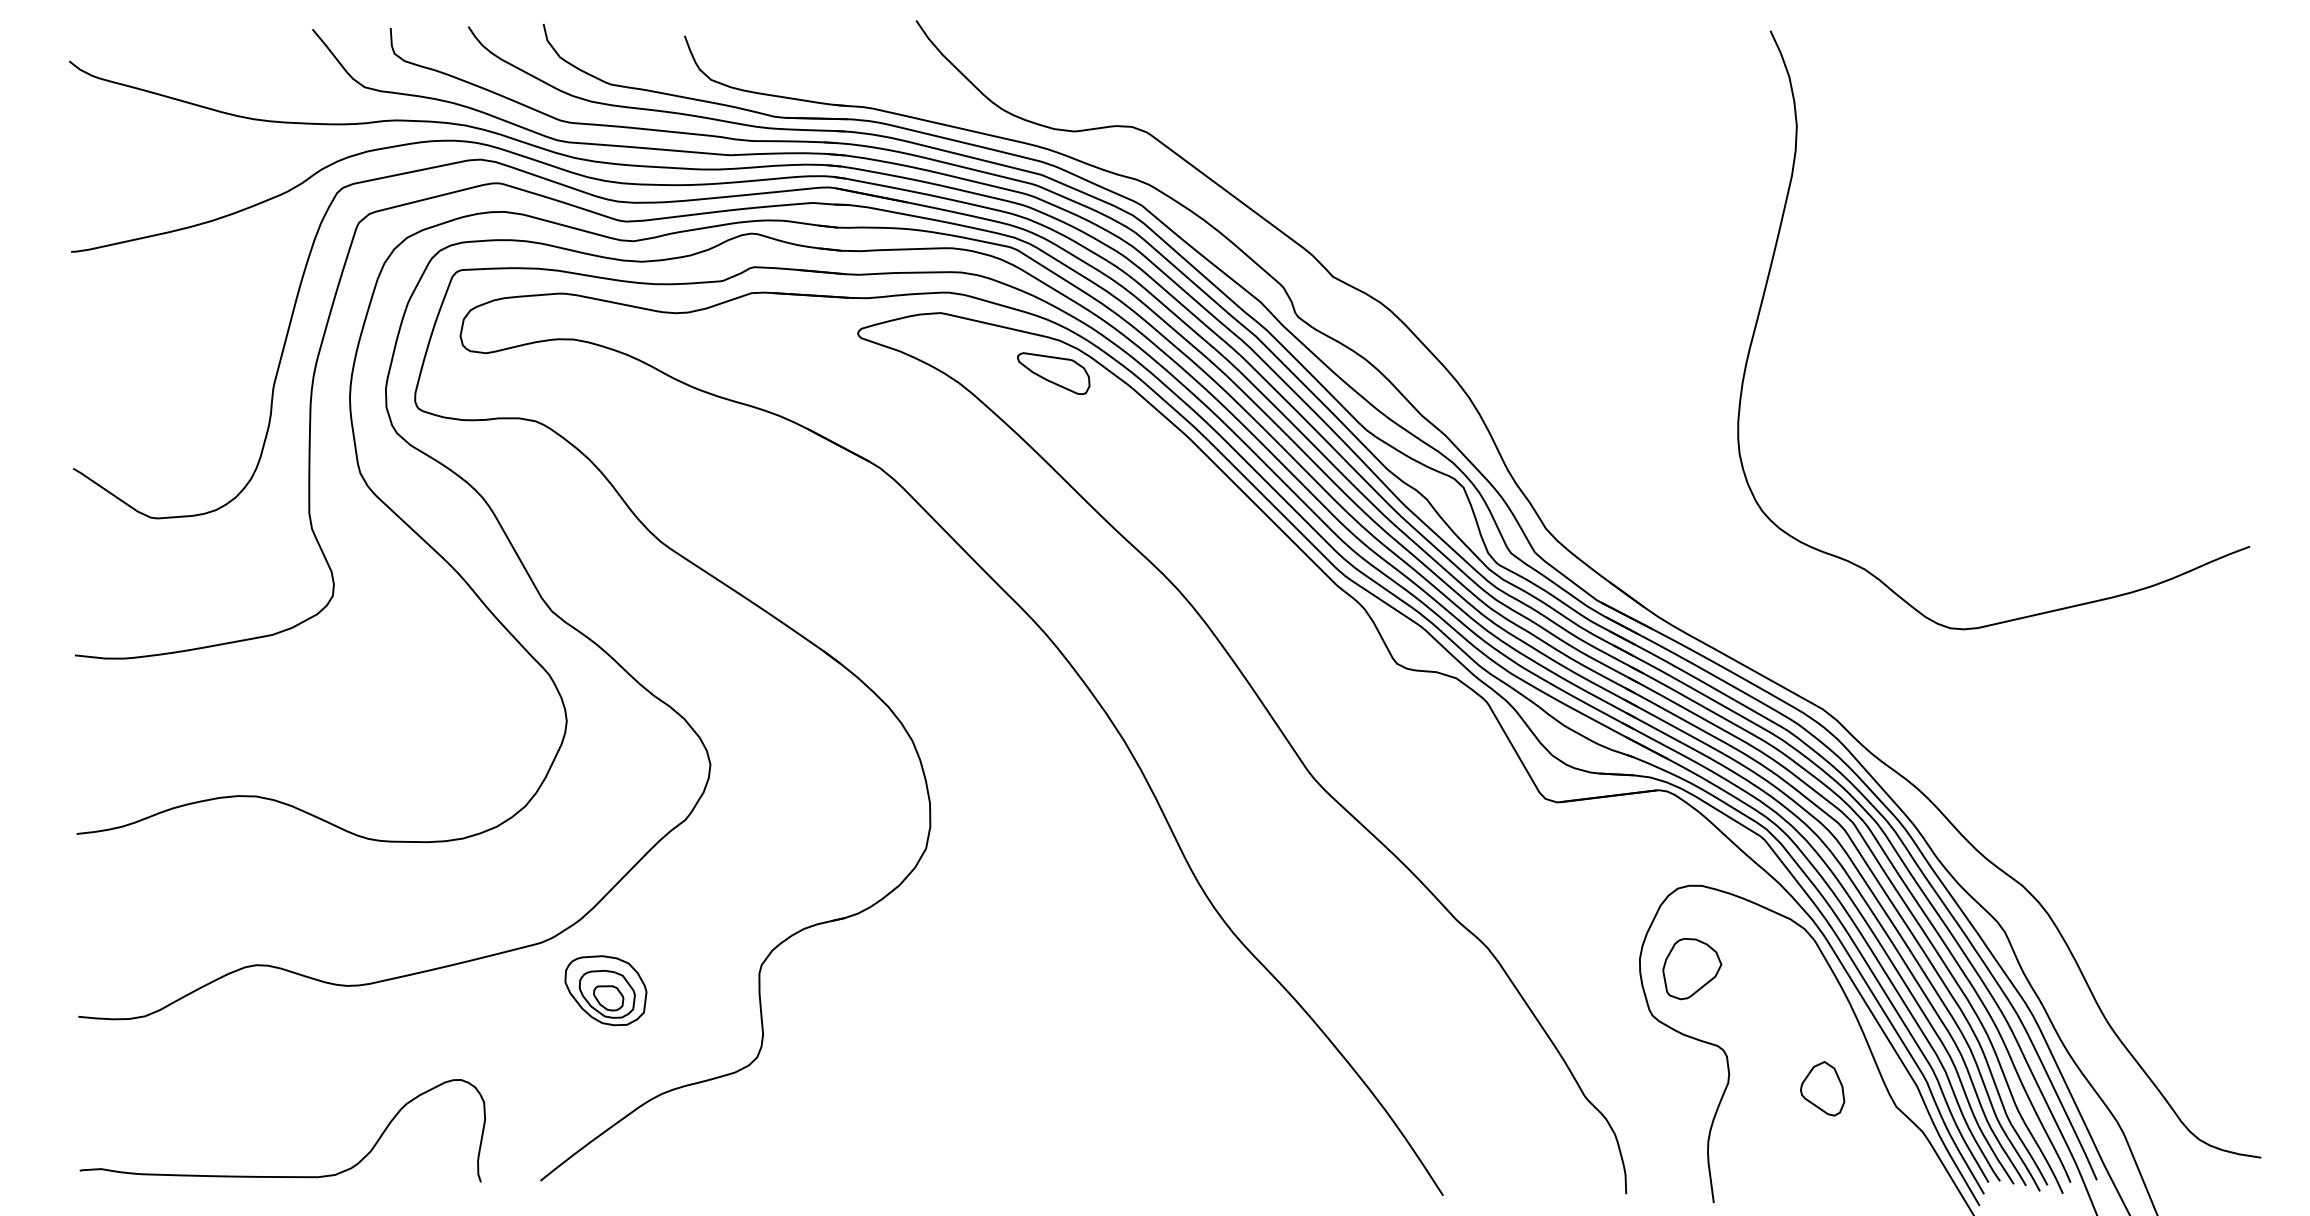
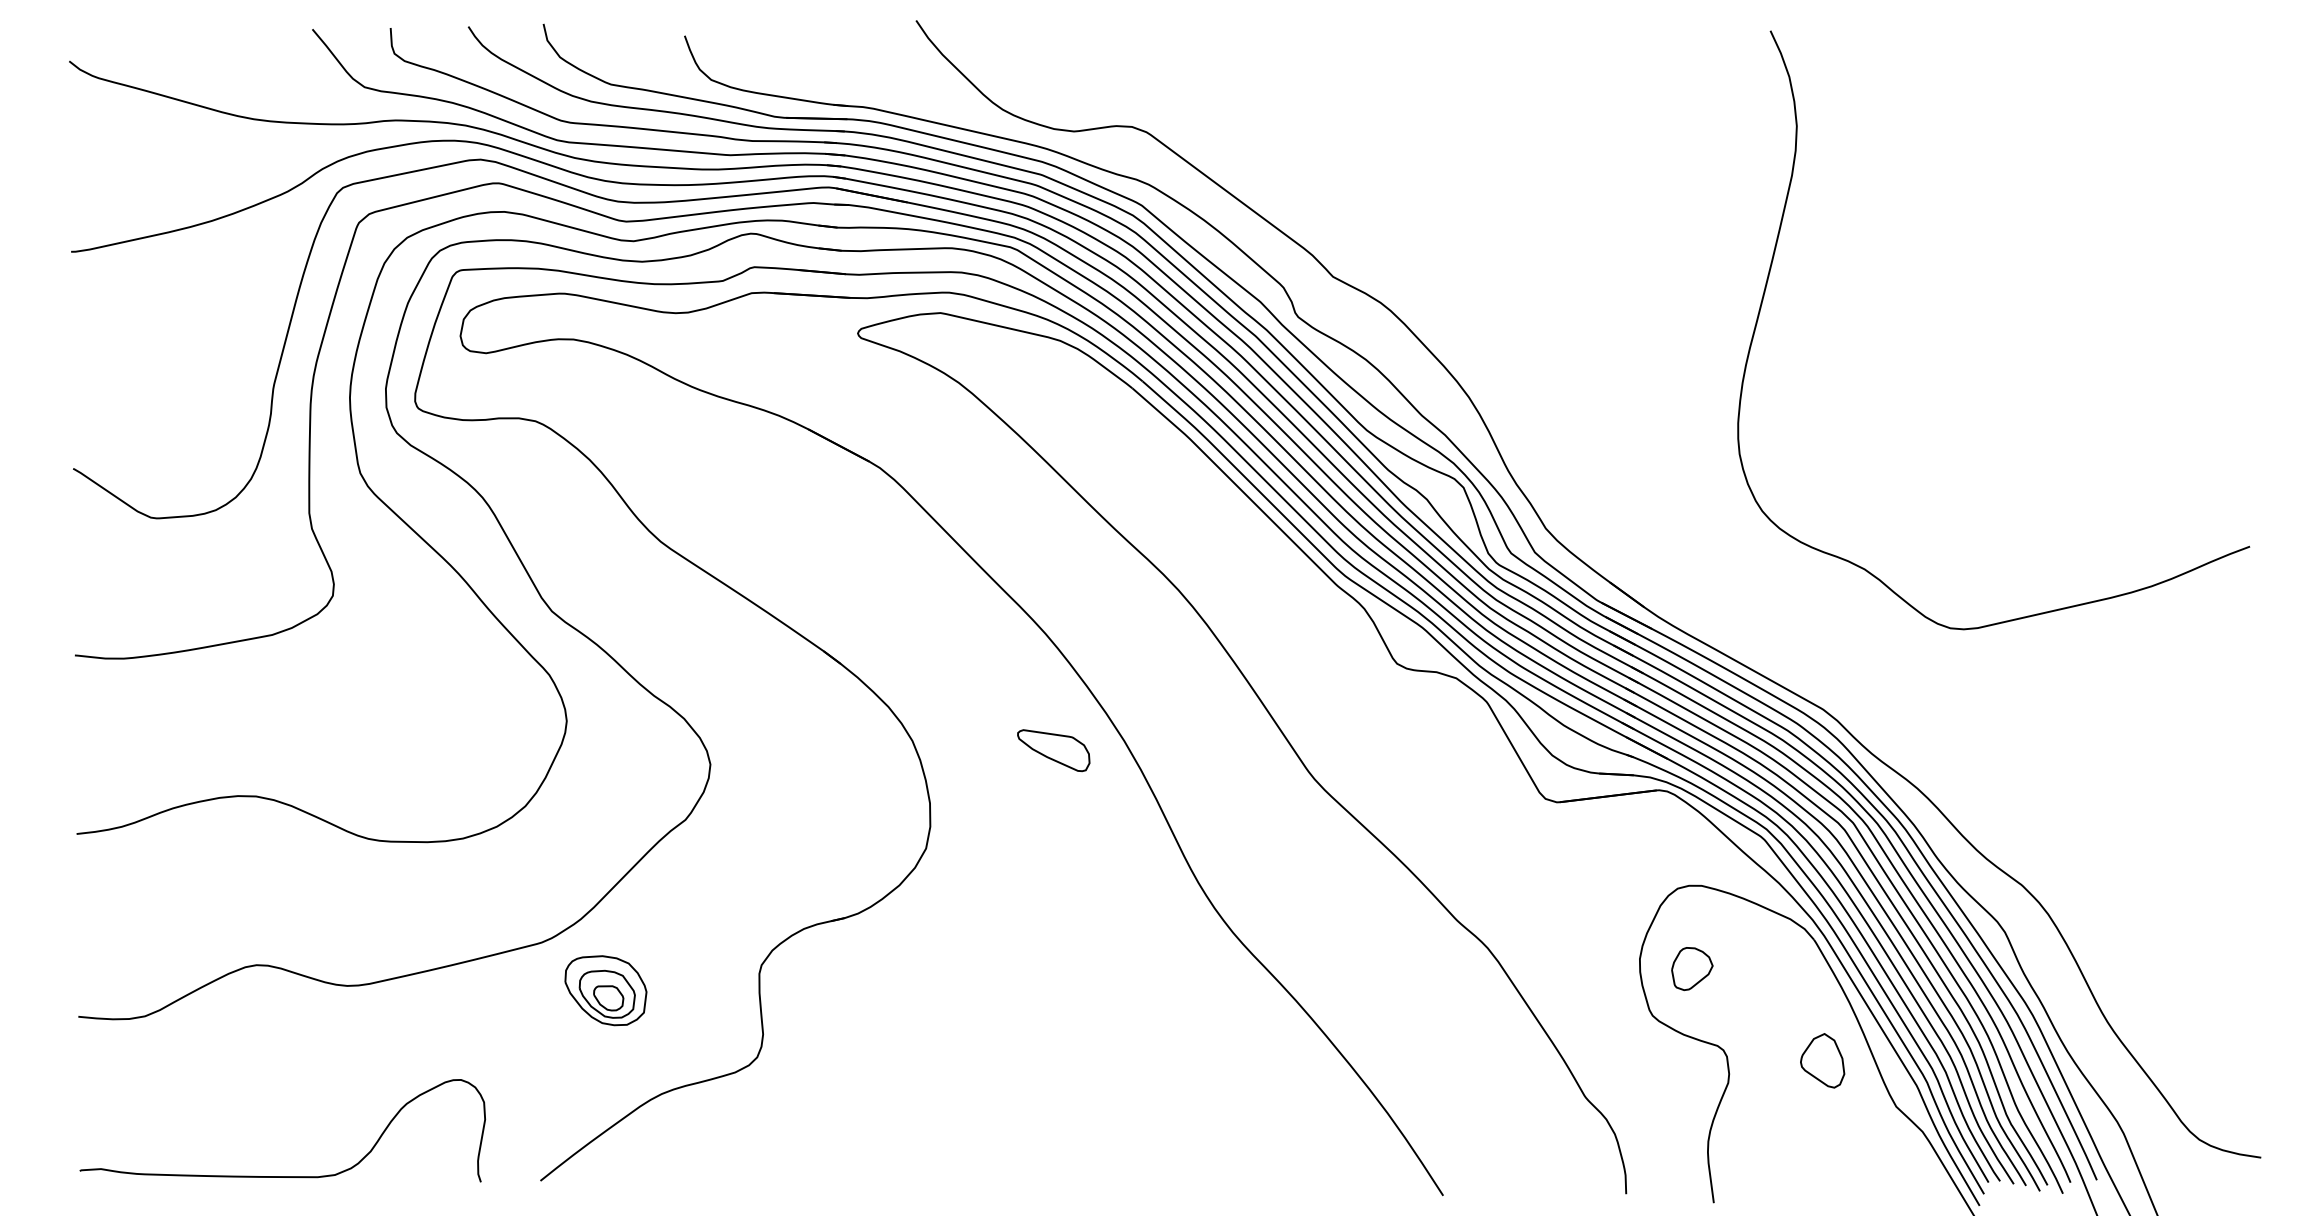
part position: (1053, 373) -> (1053, 750) (1053, 750)
part size: 61x64 px -> 43x45 px (1692, 969)
part position: (1822, 1088) -> (1822, 1060) (1822, 1060)
